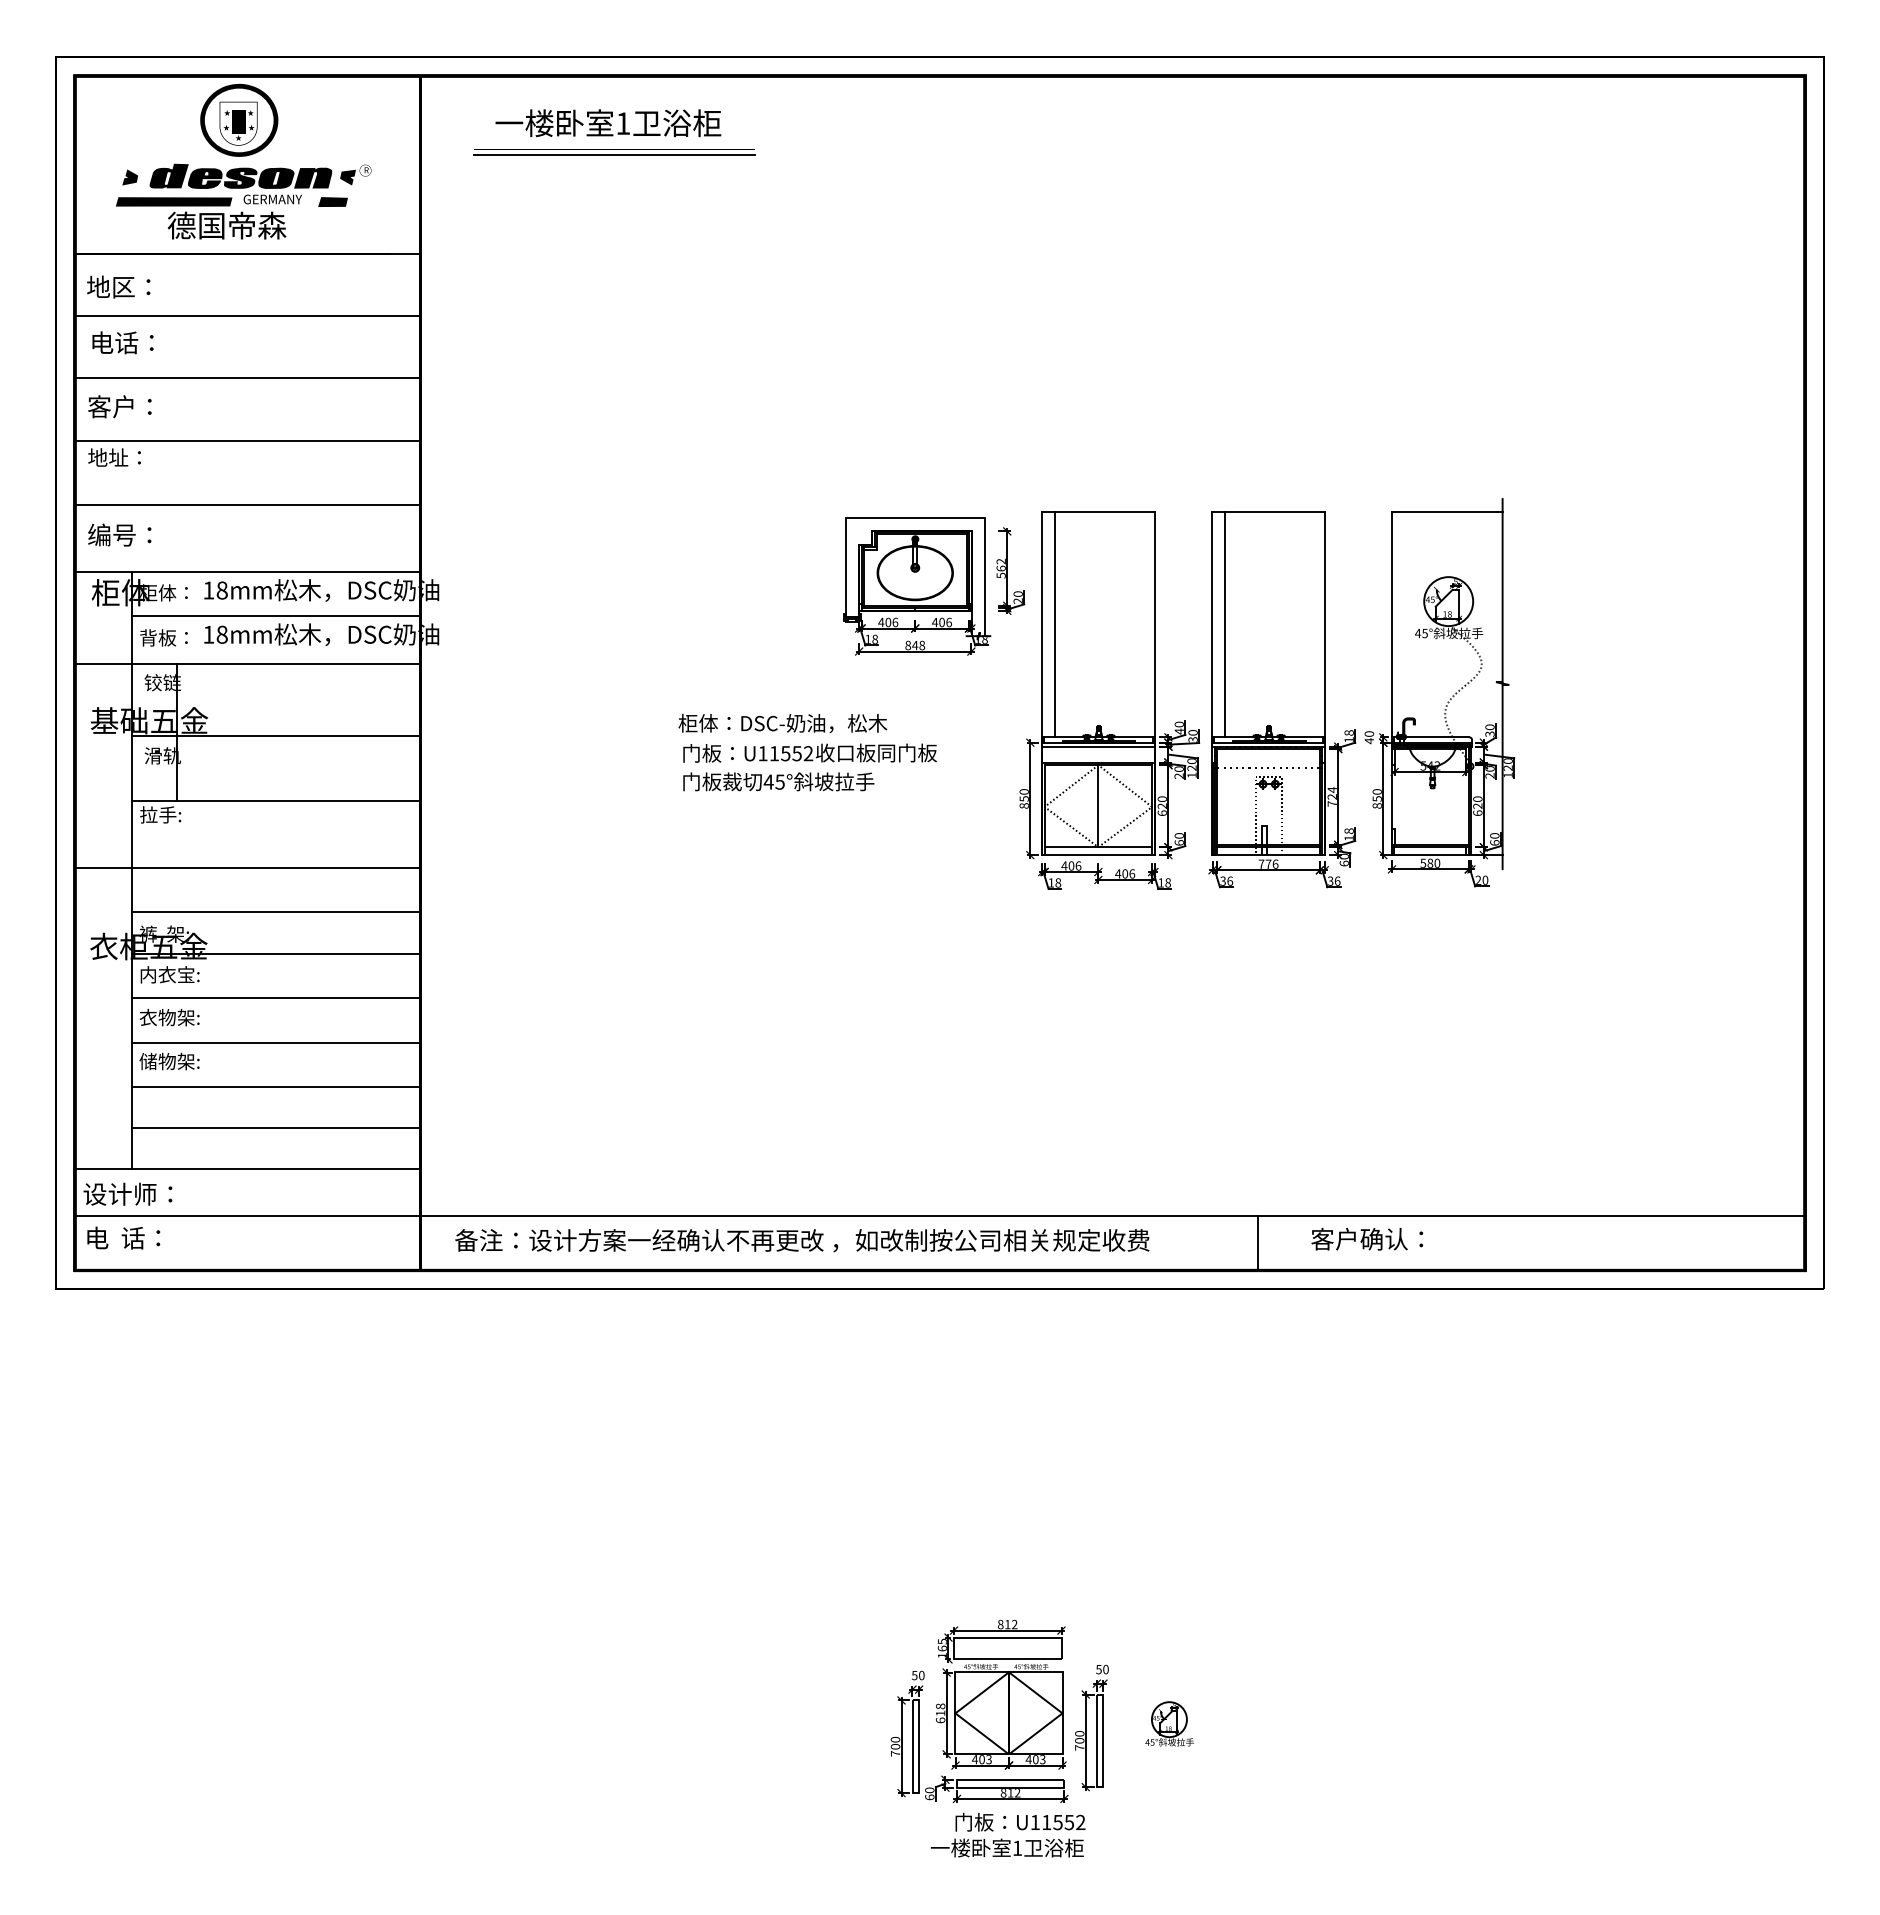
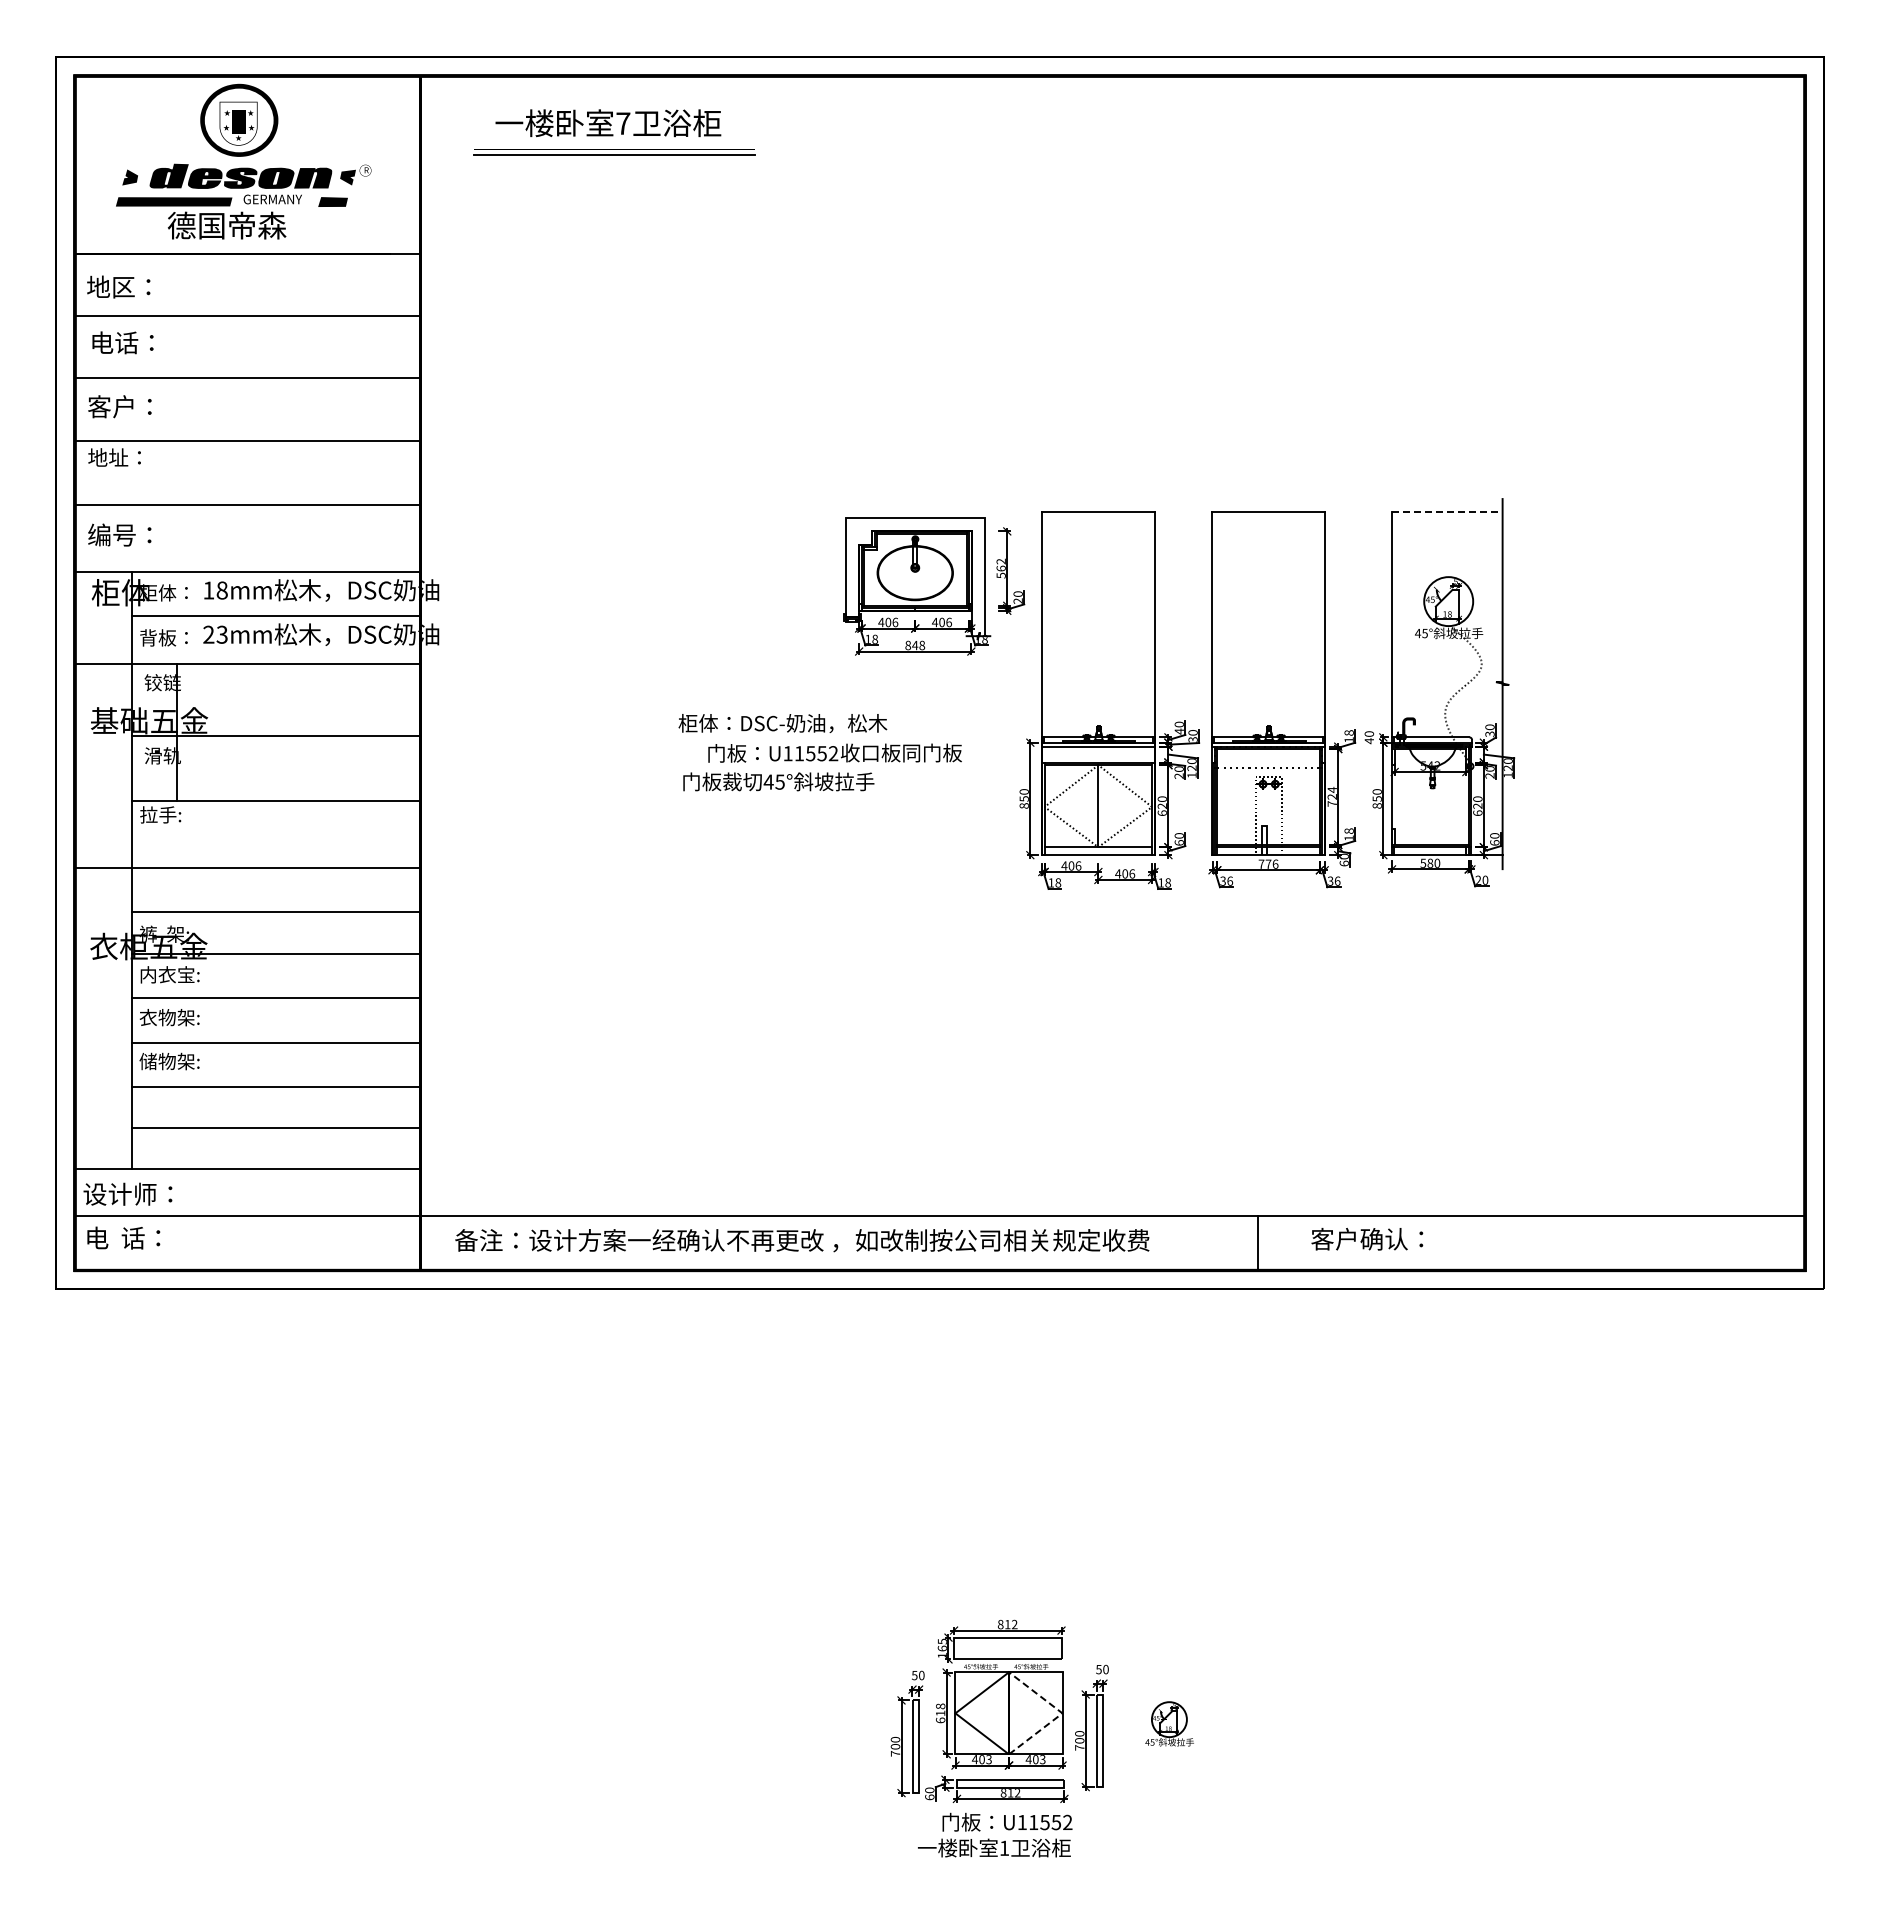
text: 1 -> 7 (623, 123)
line: solid -> dashed (1447, 511)
line: present -> none (1055, 624)
line: present -> none (1225, 624)
text: 18mm -> 23mm (215, 634)
text position: (809, 752) -> (834, 752) (834, 752)
line: solid -> dashed (1062, 1713)
text position: (1008, 1834) -> (995, 1834) (995, 1834)
